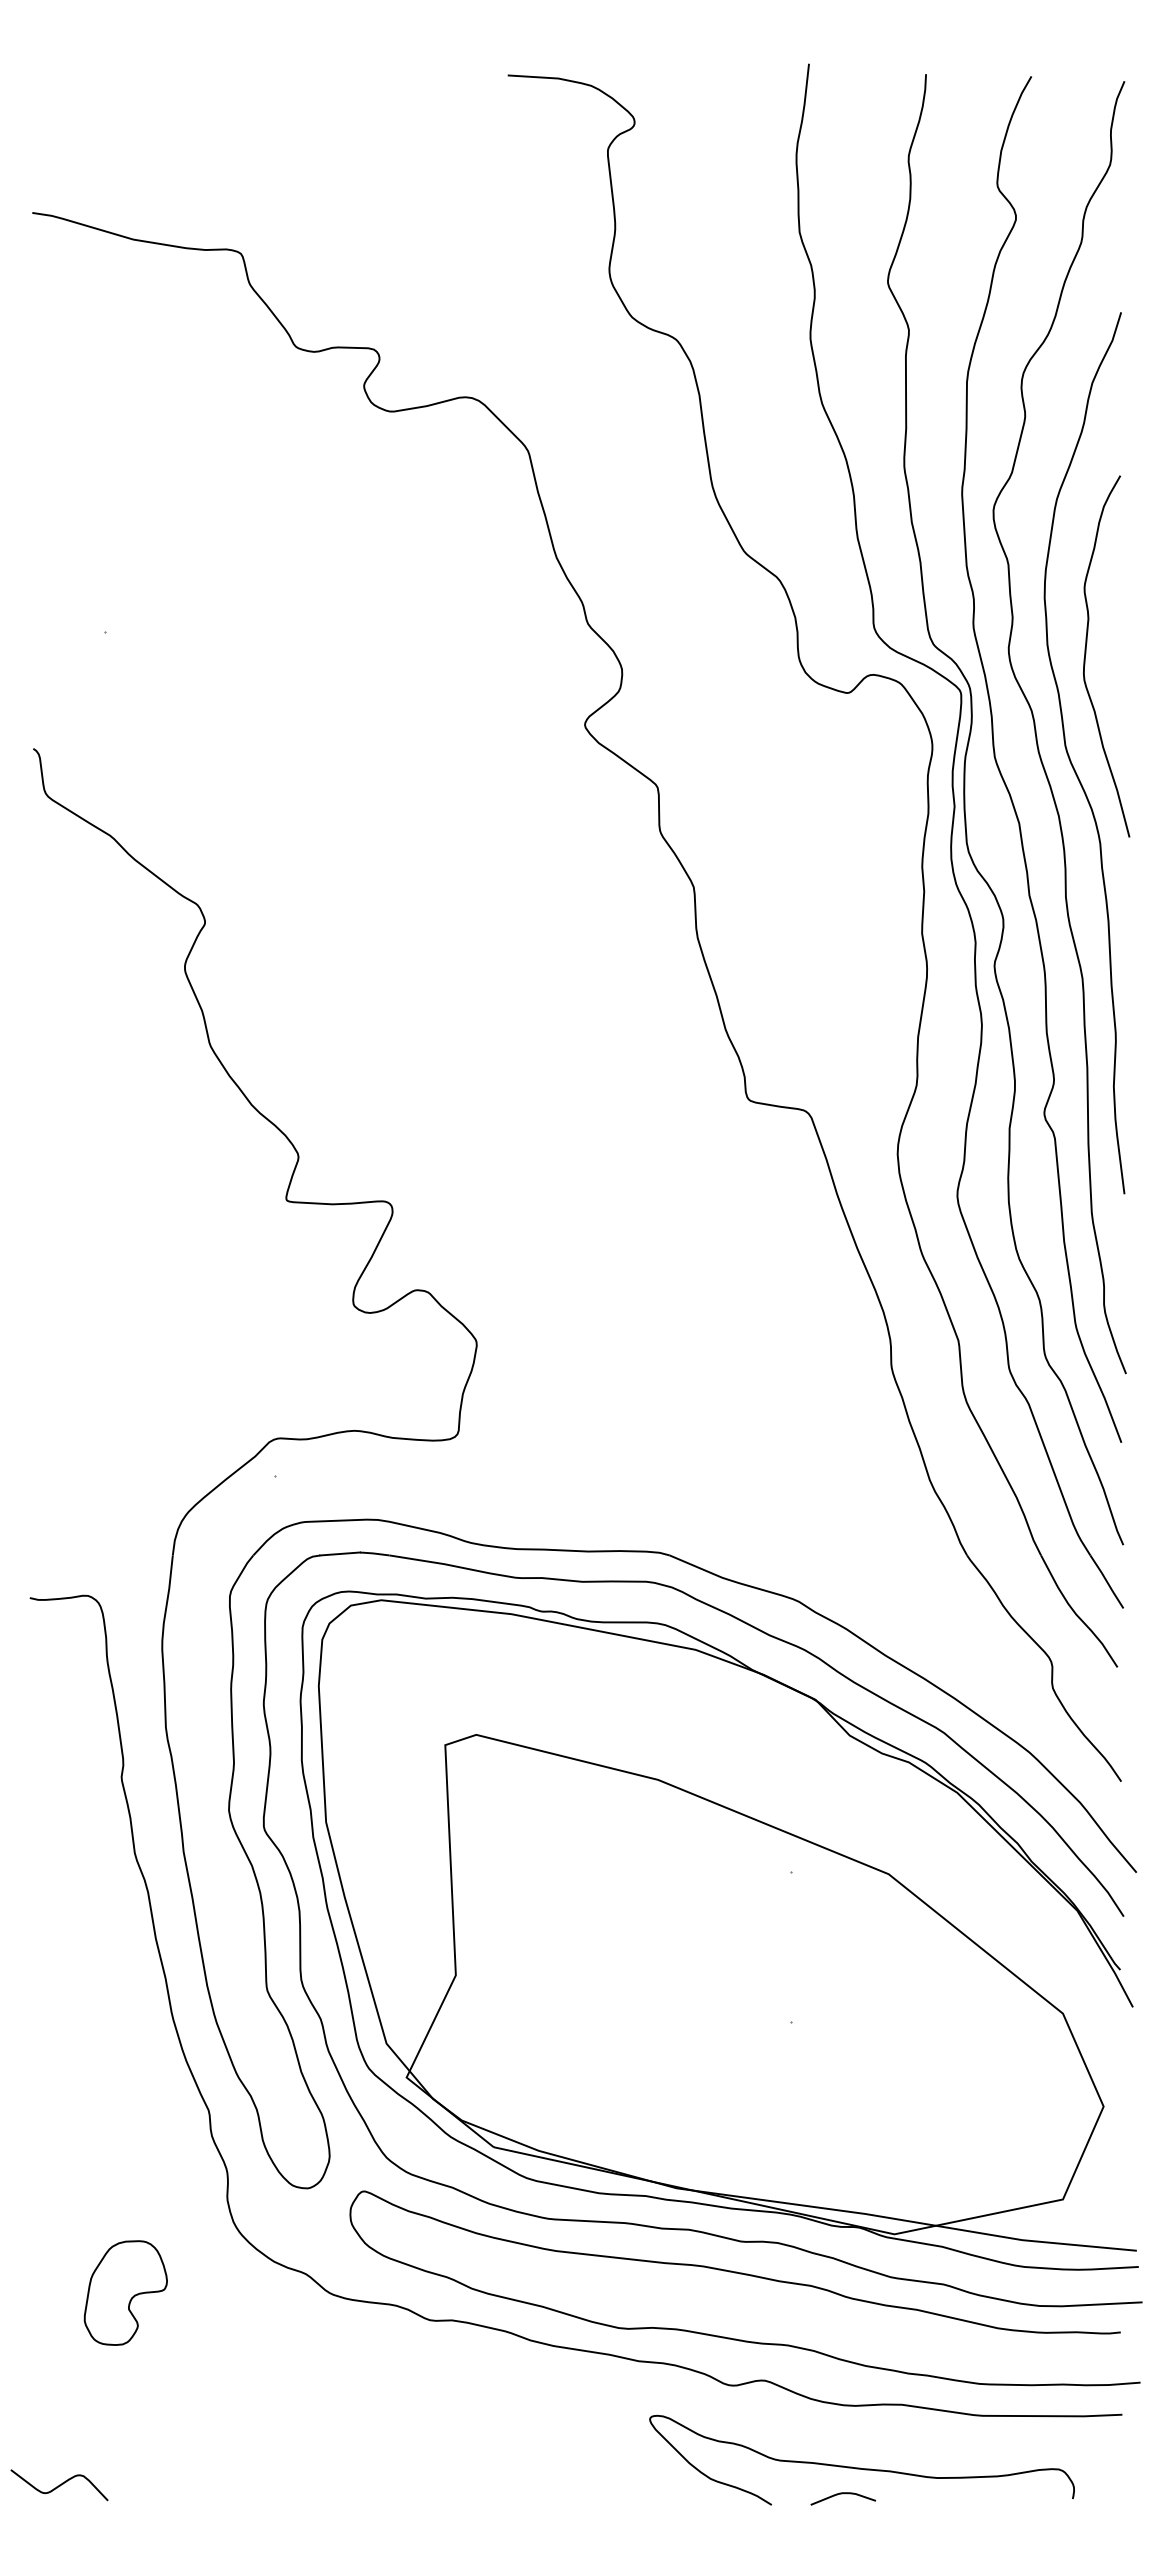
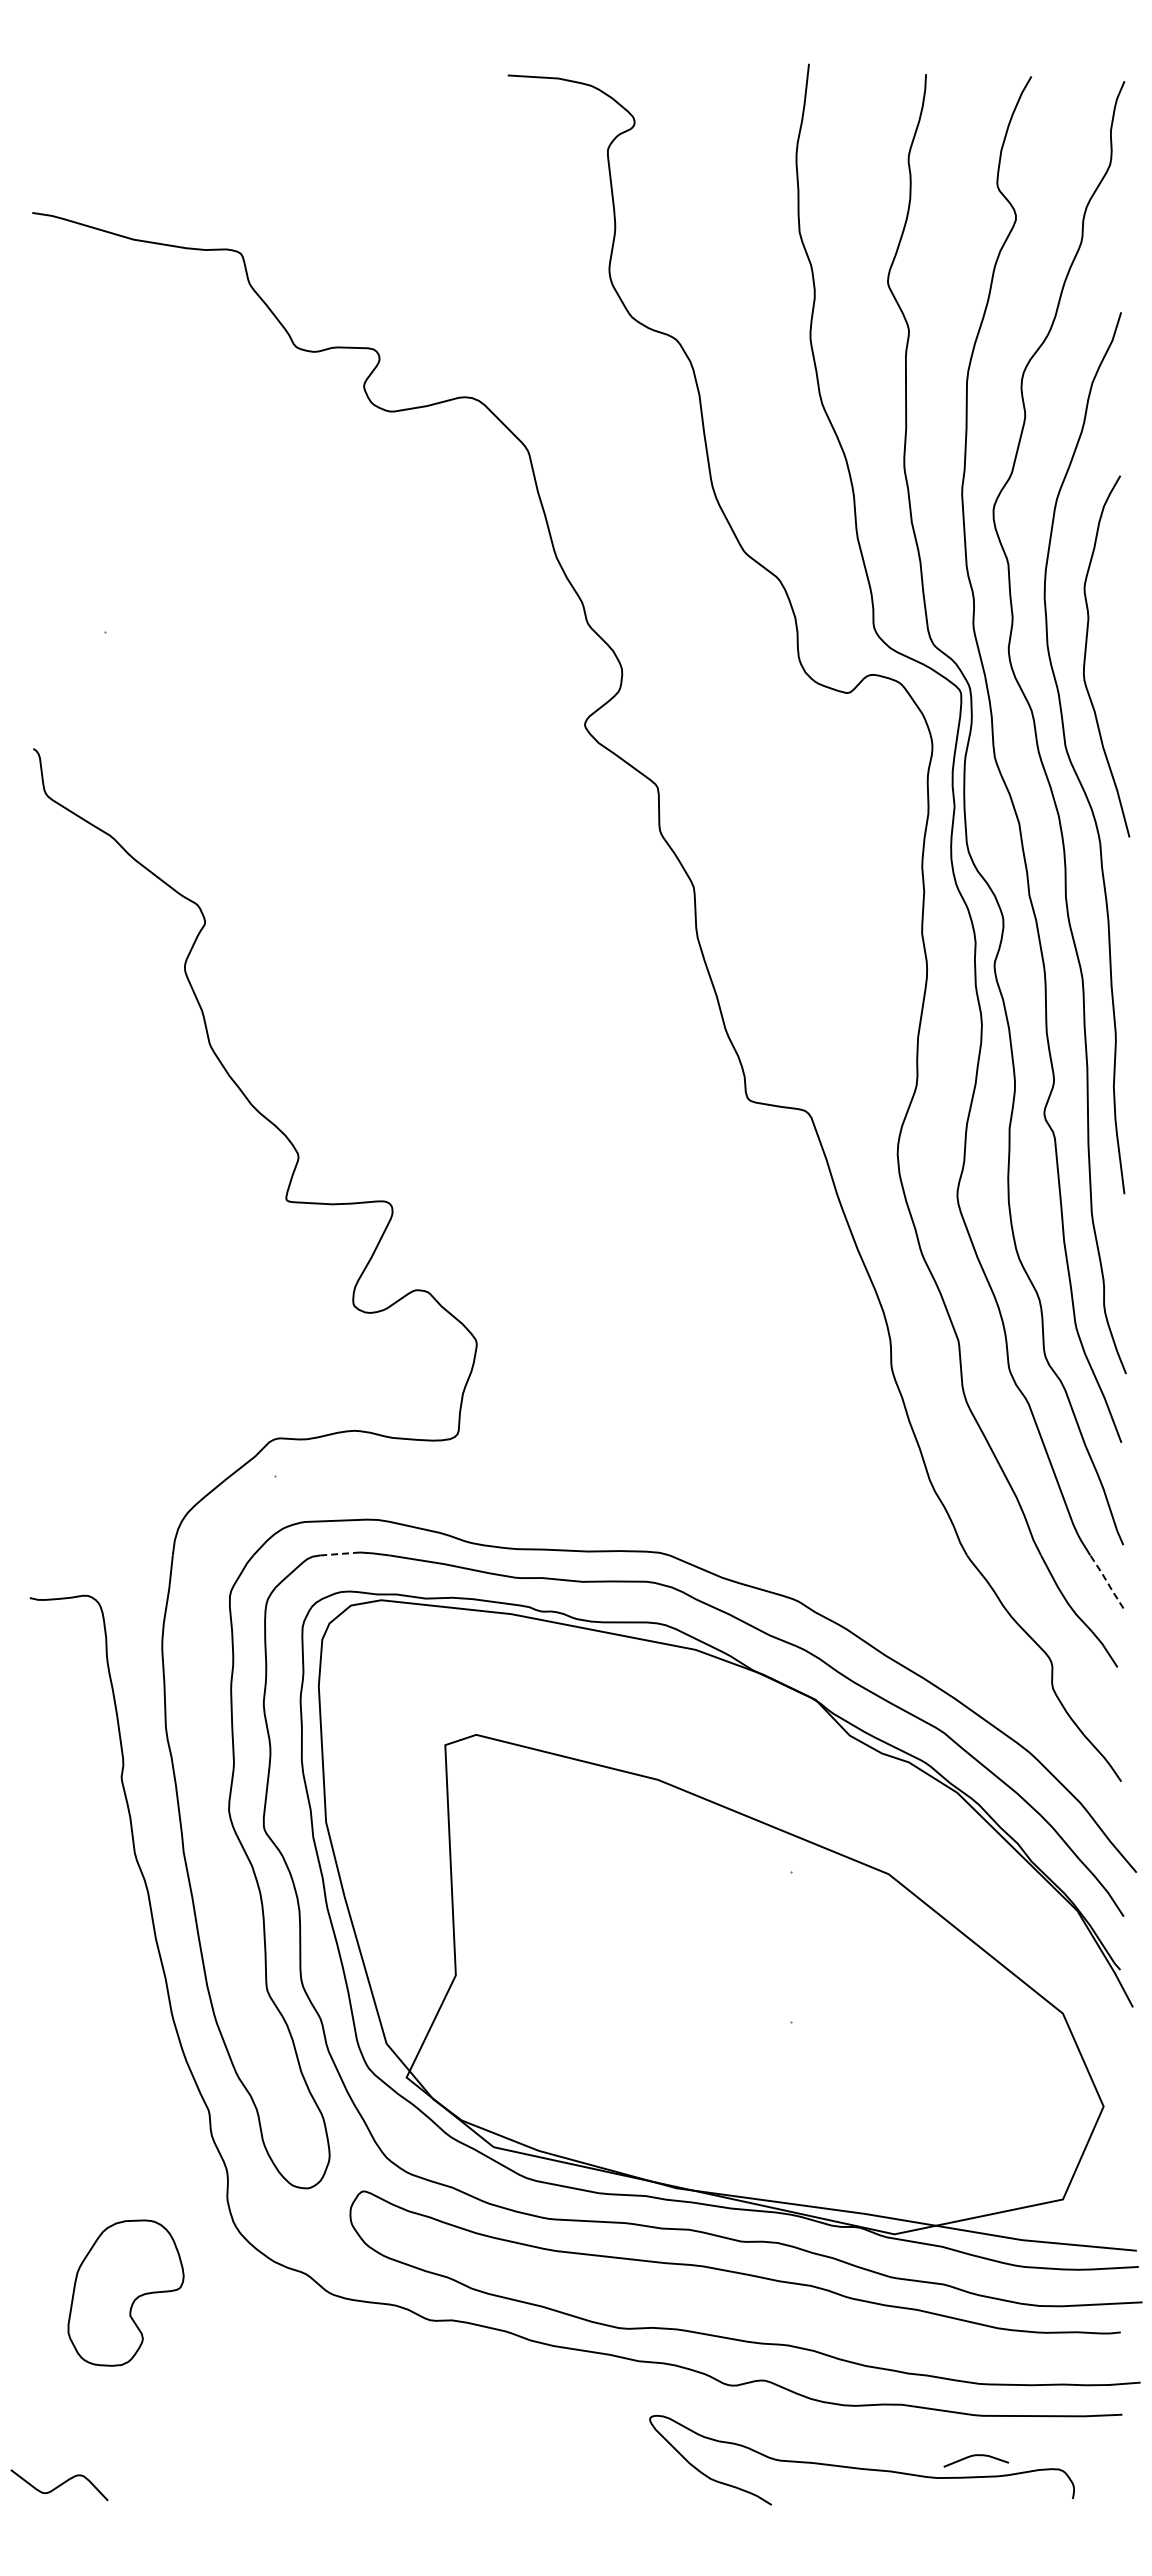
line: solid -> dashed (340, 1553)
line: solid -> dashed (1106, 1581)
part size: 85x106 px -> 118x148 px (125, 2292)
curve position: (842, 2494) -> (975, 2456) (975, 2456)
